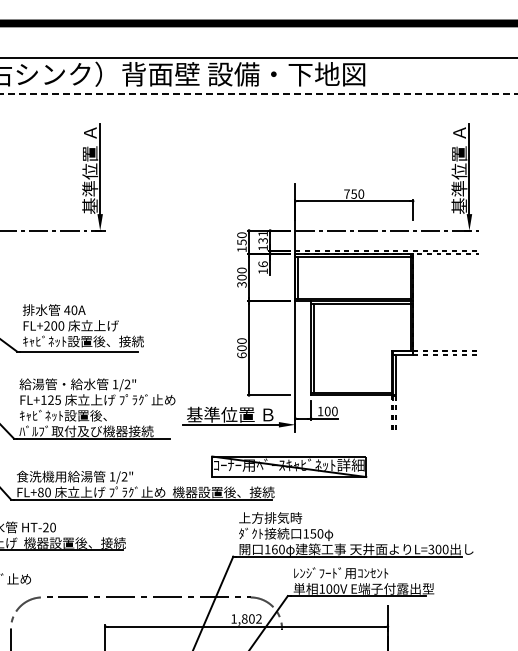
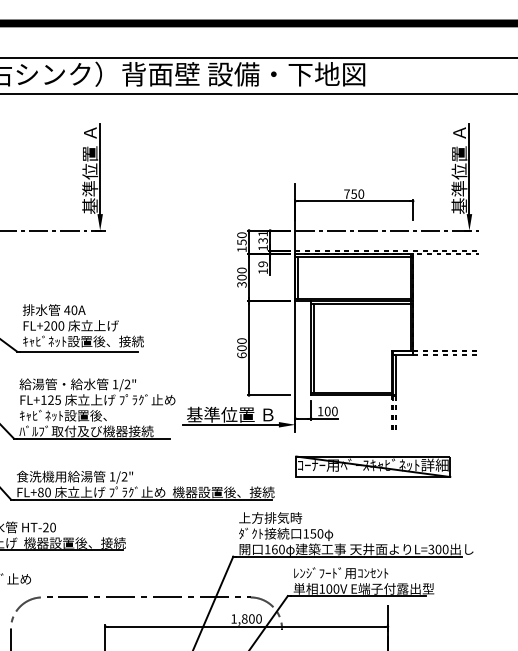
line: dashed -> solid (259, 93)
text: 16 -> 19 (262, 264)
part position: (289, 466) -> (373, 466) (373, 466)
text: 1,802 -> 1,800 (258, 618)
